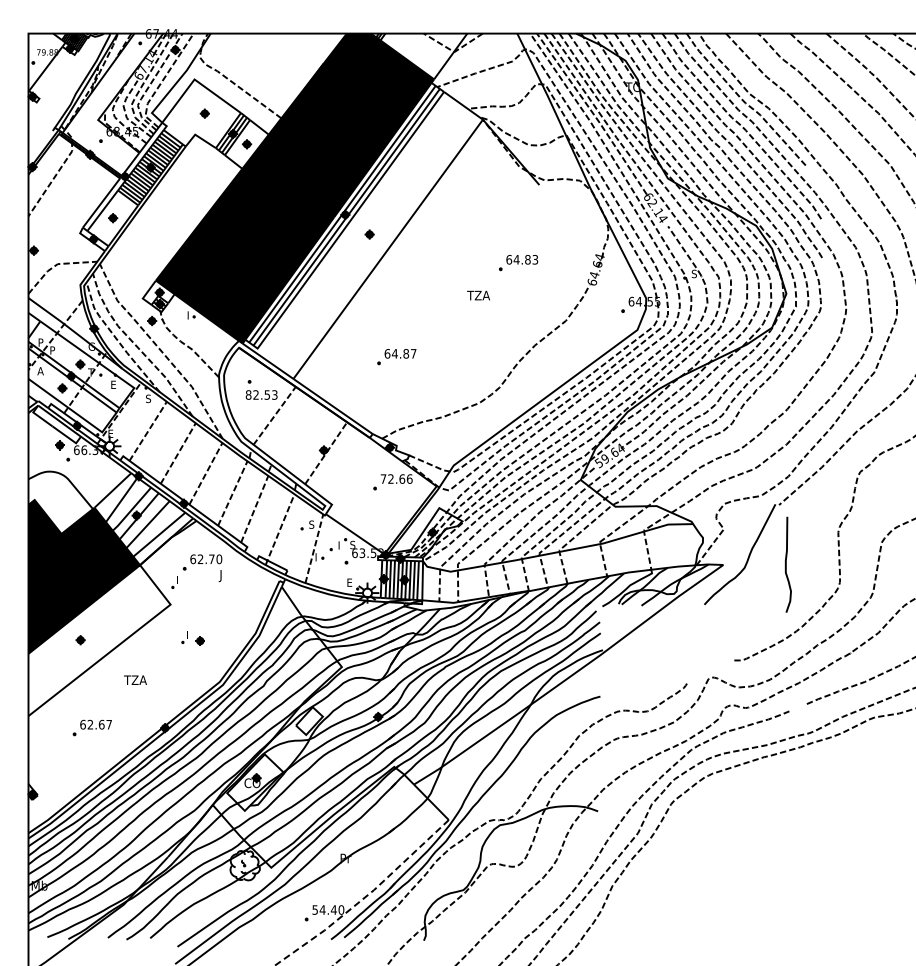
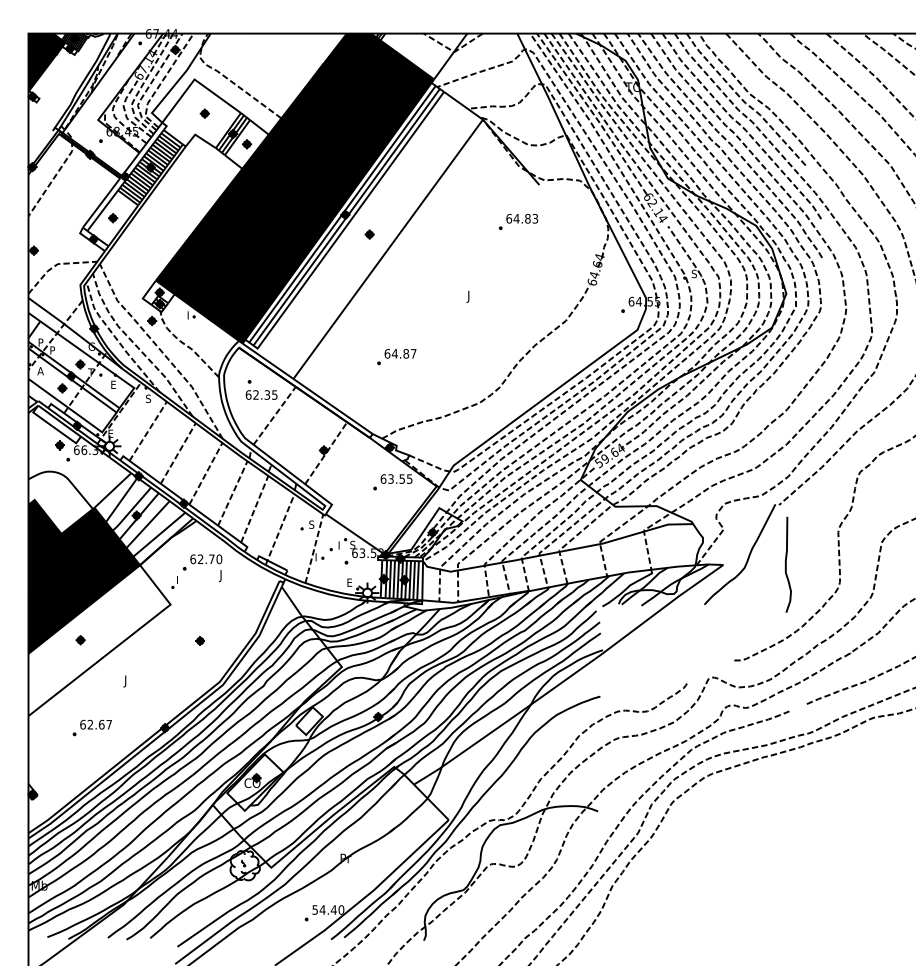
fill: none -> present (46, 62)
part position: (518, 263) -> (518, 222) (518, 222)
text: TZA -> J (477, 296)
text: 82.53 -> 62.35 (261, 394)
text: 72.66 -> 63.55 (396, 478)
part: present -> none (184, 637)
text: TZA -> J (134, 681)
line: dashed -> solid (365, 897)
